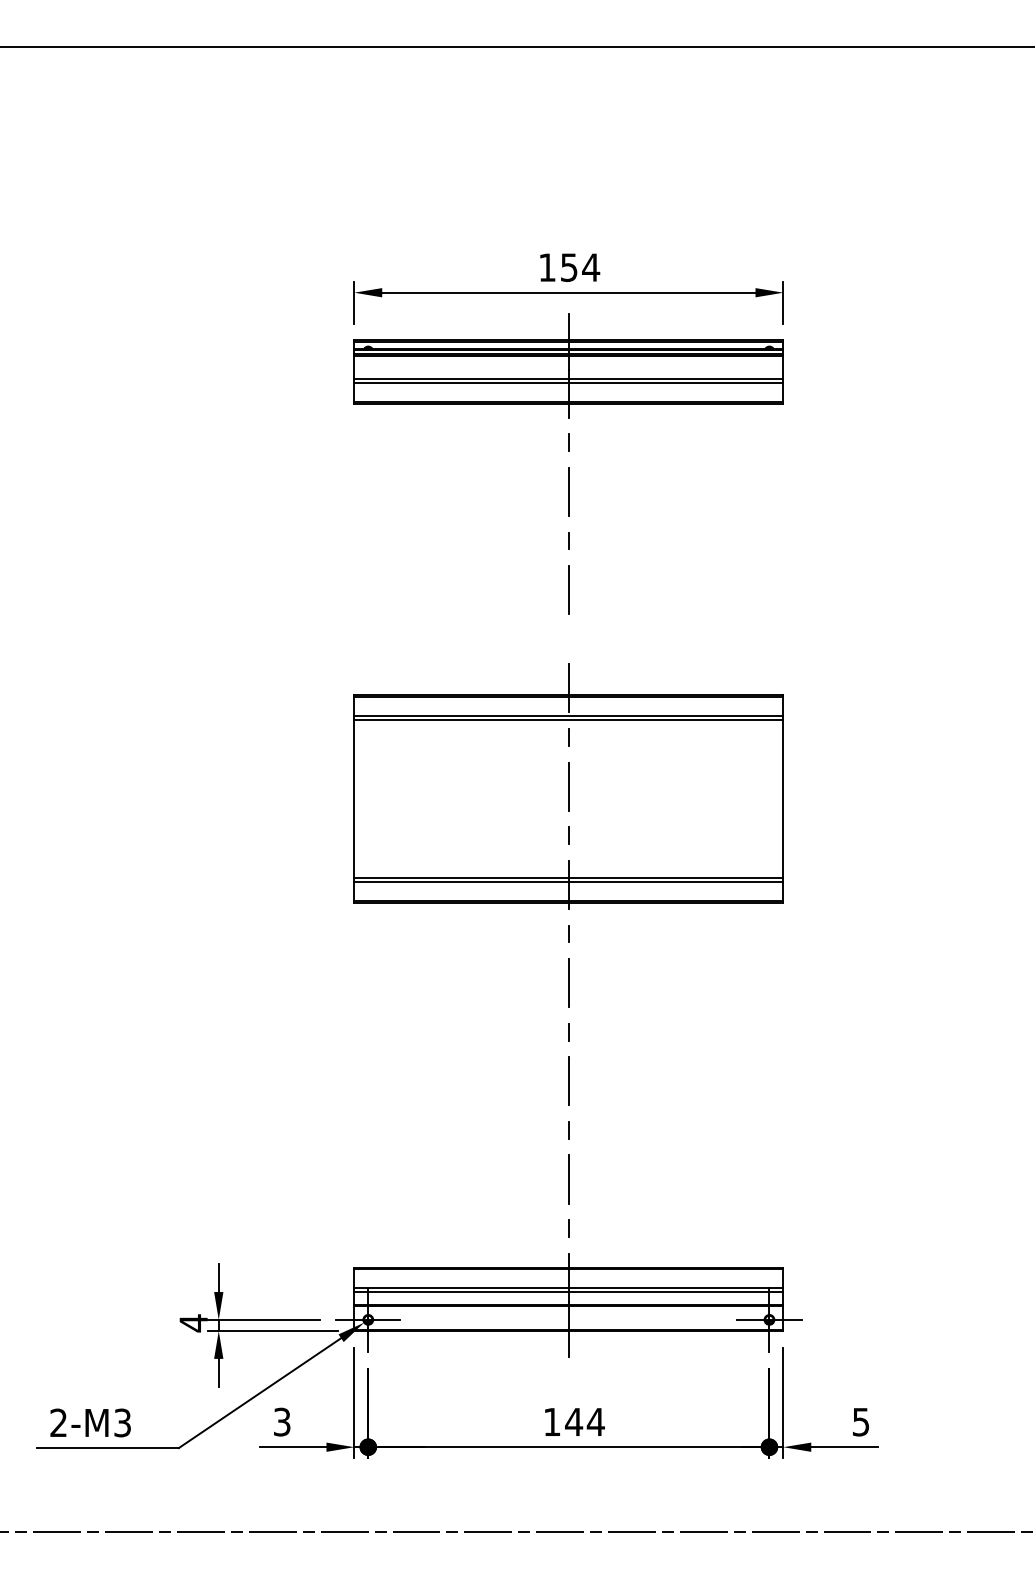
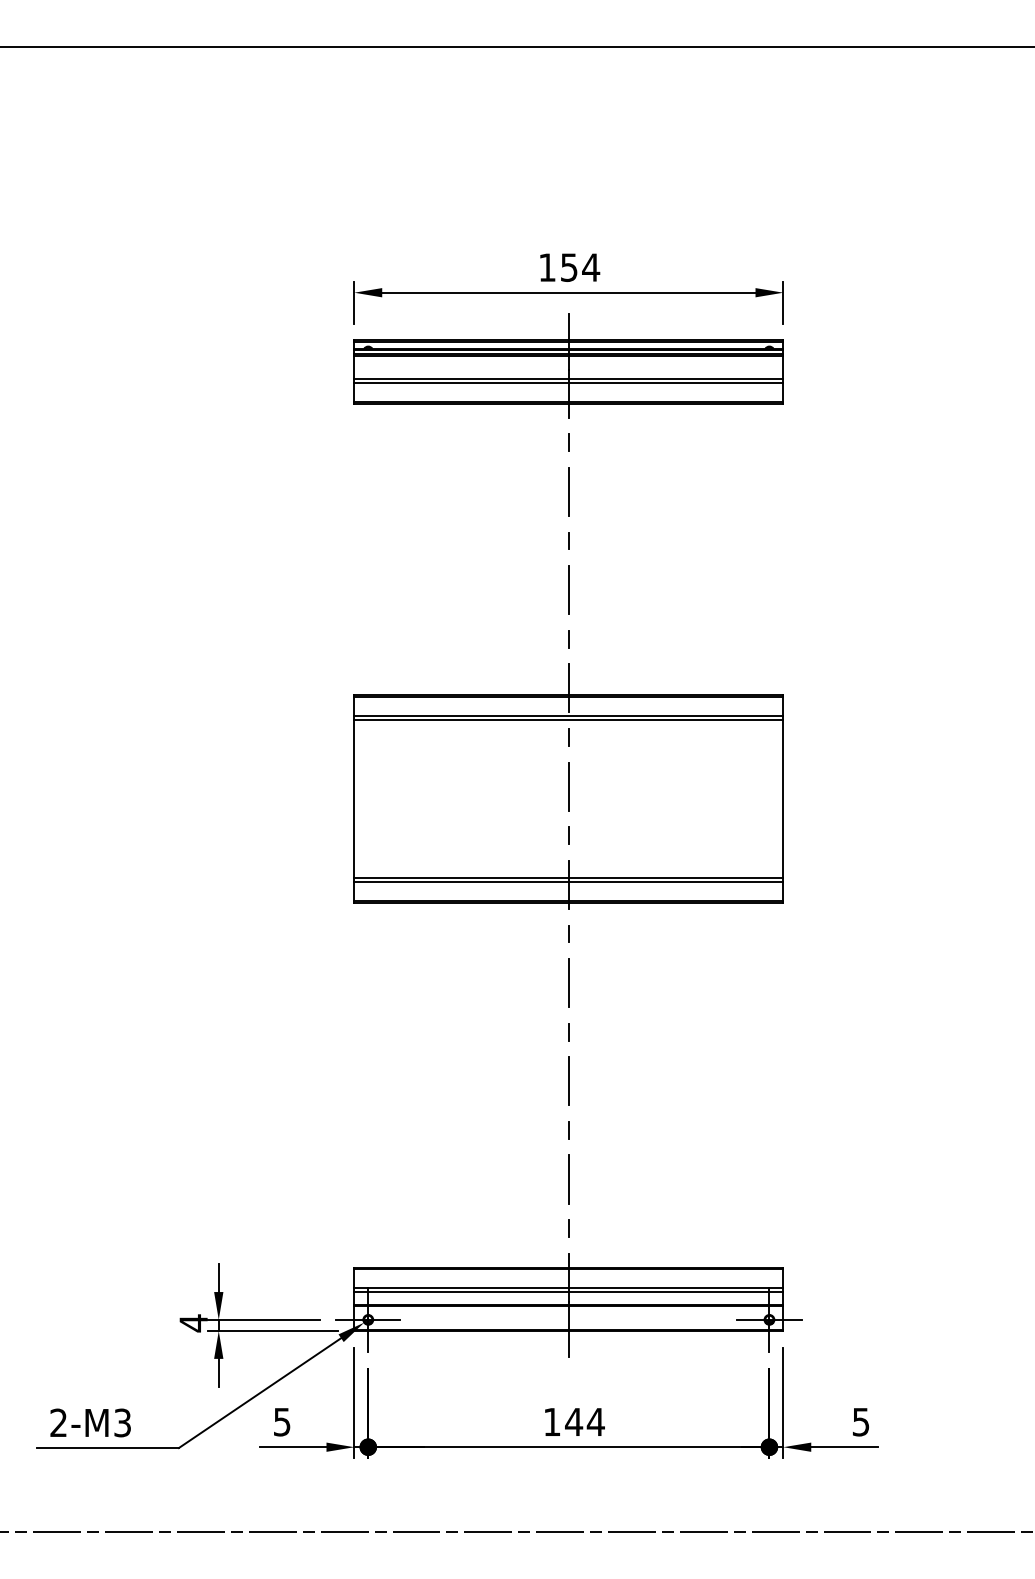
line: none -> present (568, 639)
text: 3 -> 5 (282, 1421)
